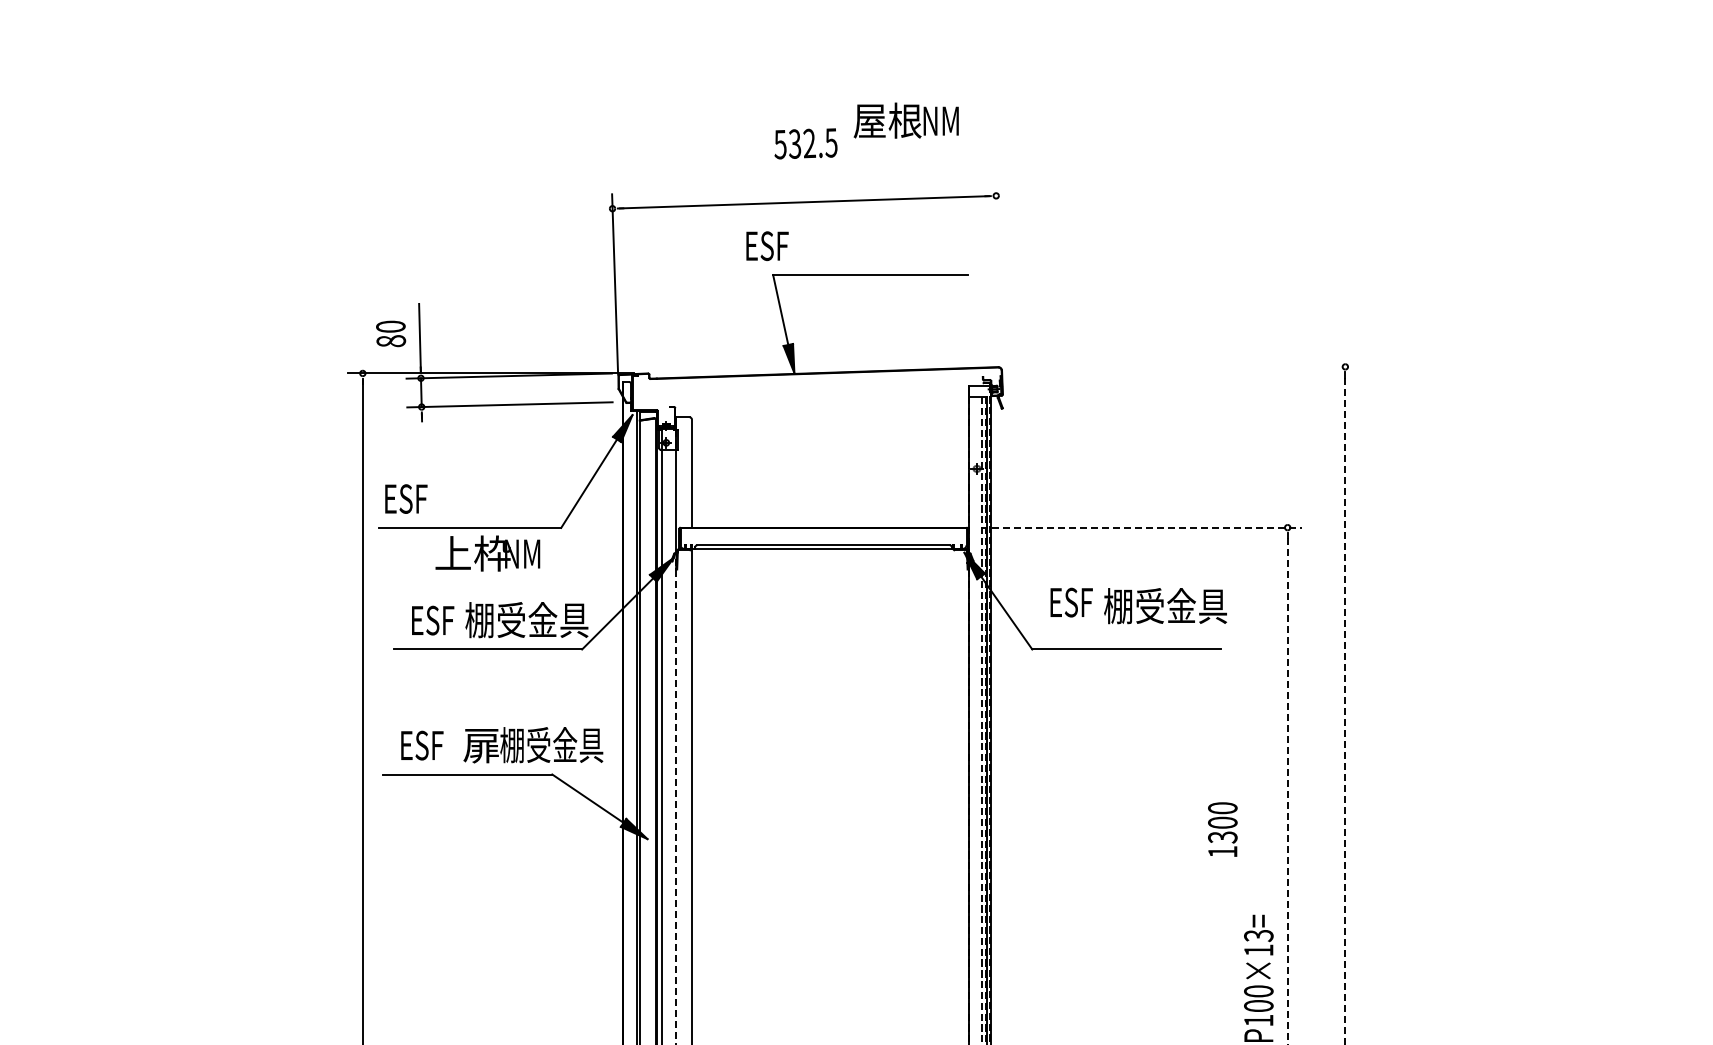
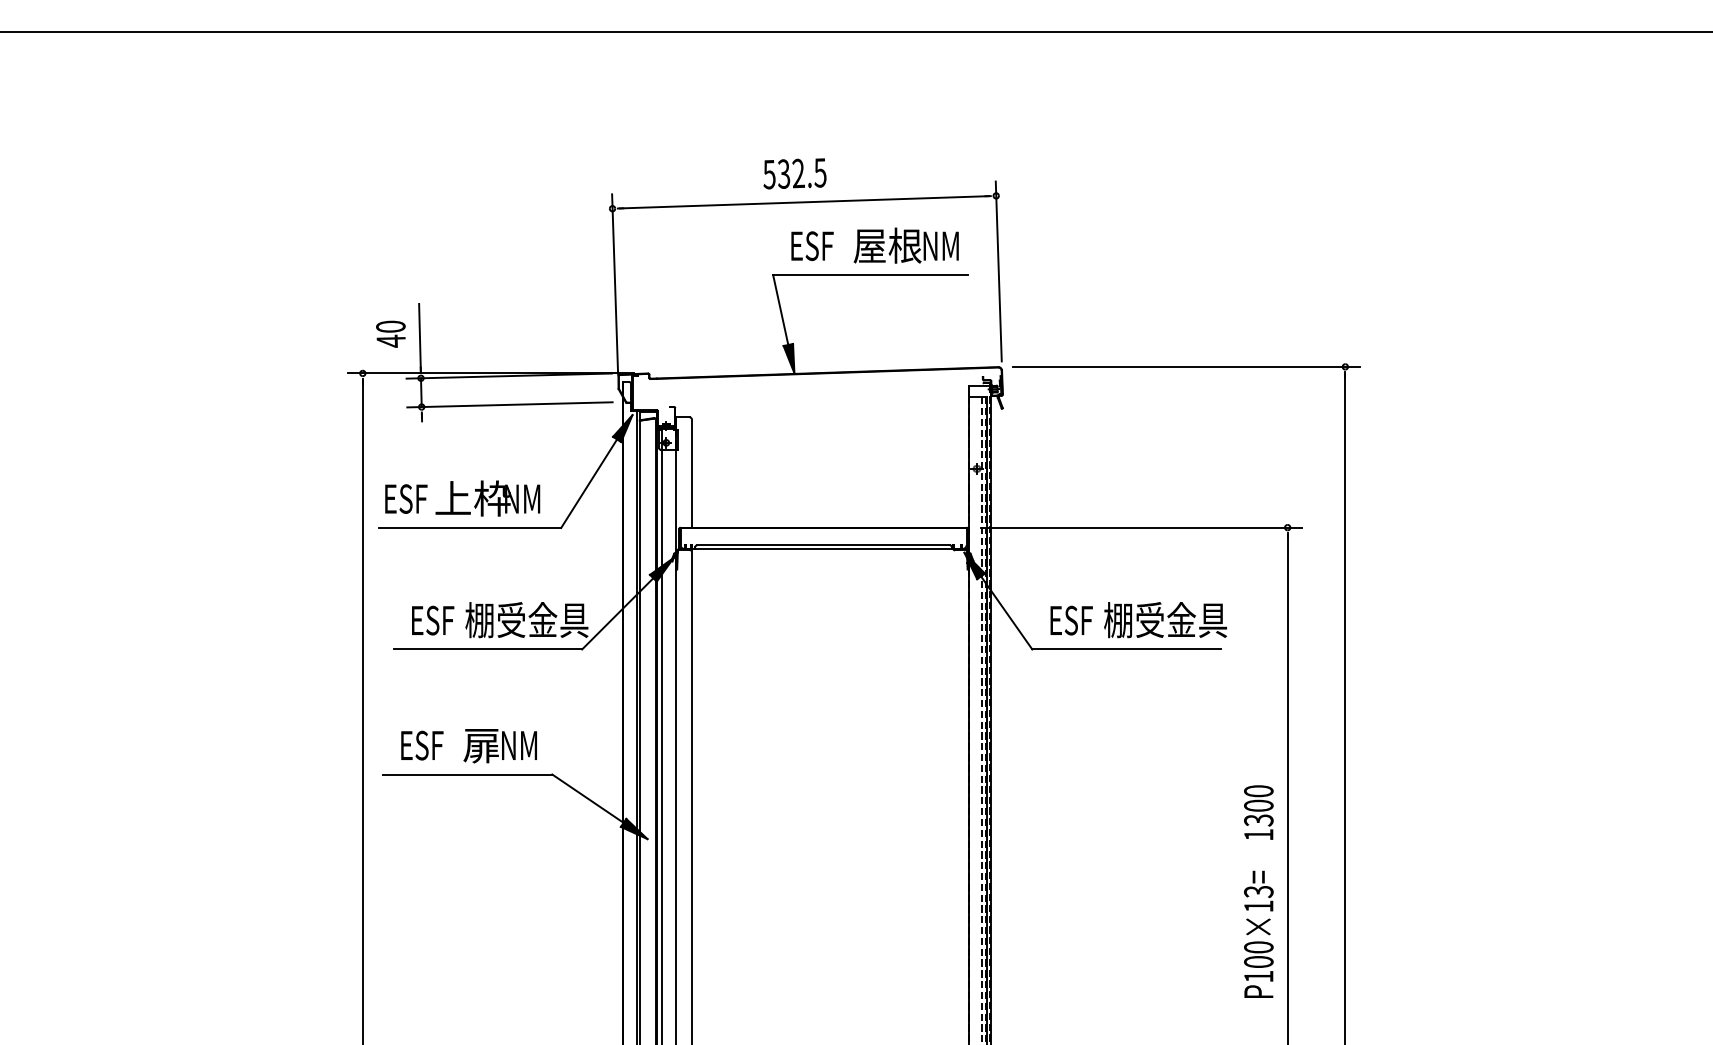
line: none -> present (855, 31)
text position: (905, 120) -> (905, 245) (905, 245)
text position: (805, 143) -> (794, 173) (794, 173)
text position: (767, 245) -> (812, 245) (812, 245)
line: none -> present (998, 271)
text: 80 -> 40 (391, 340)
line: none -> present (1185, 366)
line: dashed -> solid (1141, 527)
text position: (487, 553) -> (487, 498) (487, 498)
text position: (1071, 602) -> (1071, 620) (1071, 620)
text position: (1165, 606) -> (1165, 620) (1165, 620)
line: dashed -> solid (1345, 709)
text: 棚受金具 -> NM (551, 745)
line: dashed -> solid (1287, 789)
line: dashed -> solid (676, 798)
text position: (1222, 829) -> (1258, 812) (1258, 812)
text position: (1258, 977) -> (1258, 933) (1258, 933)
